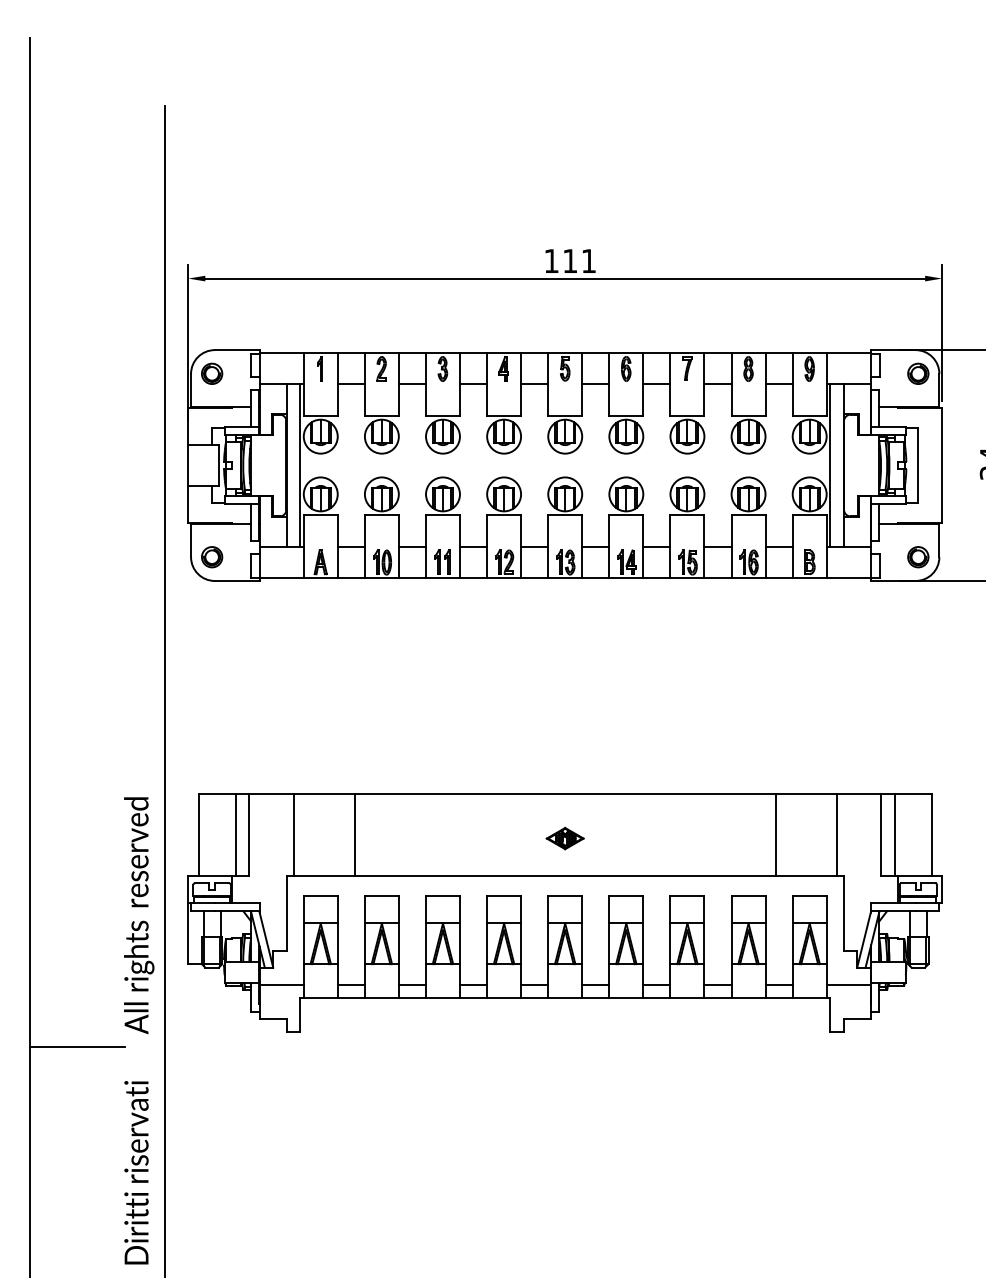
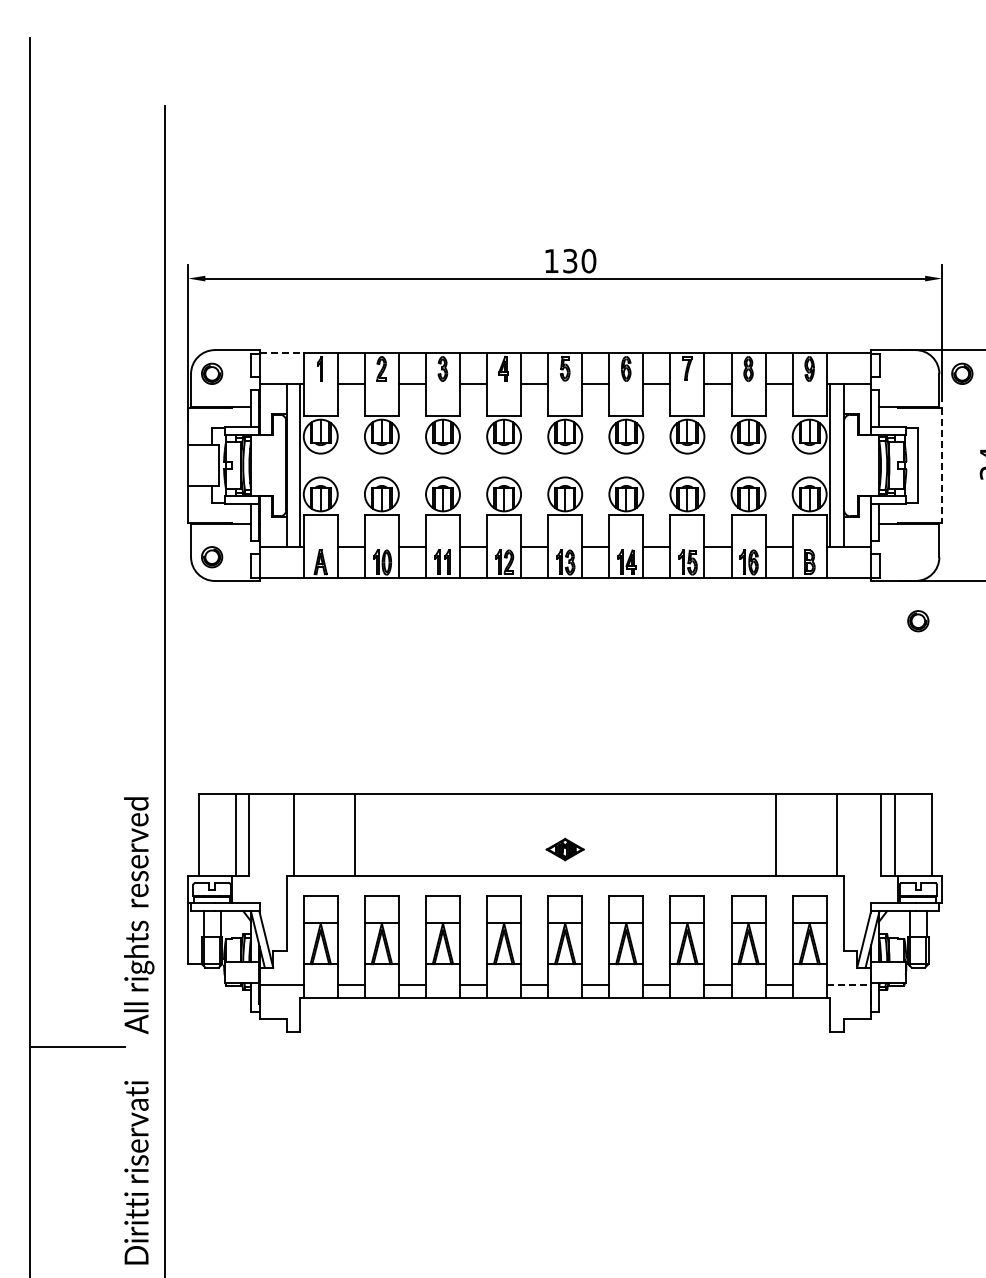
text: 111 -> 130 (579, 260)
line: solid -> dashed (282, 353)
part position: (918, 373) -> (962, 373) (962, 373)
line: solid -> dashed (942, 465)
part position: (918, 557) -> (918, 621) (918, 621)
part position: (564, 838) -> (564, 849) (564, 849)
line: solid -> dashed (849, 984)
